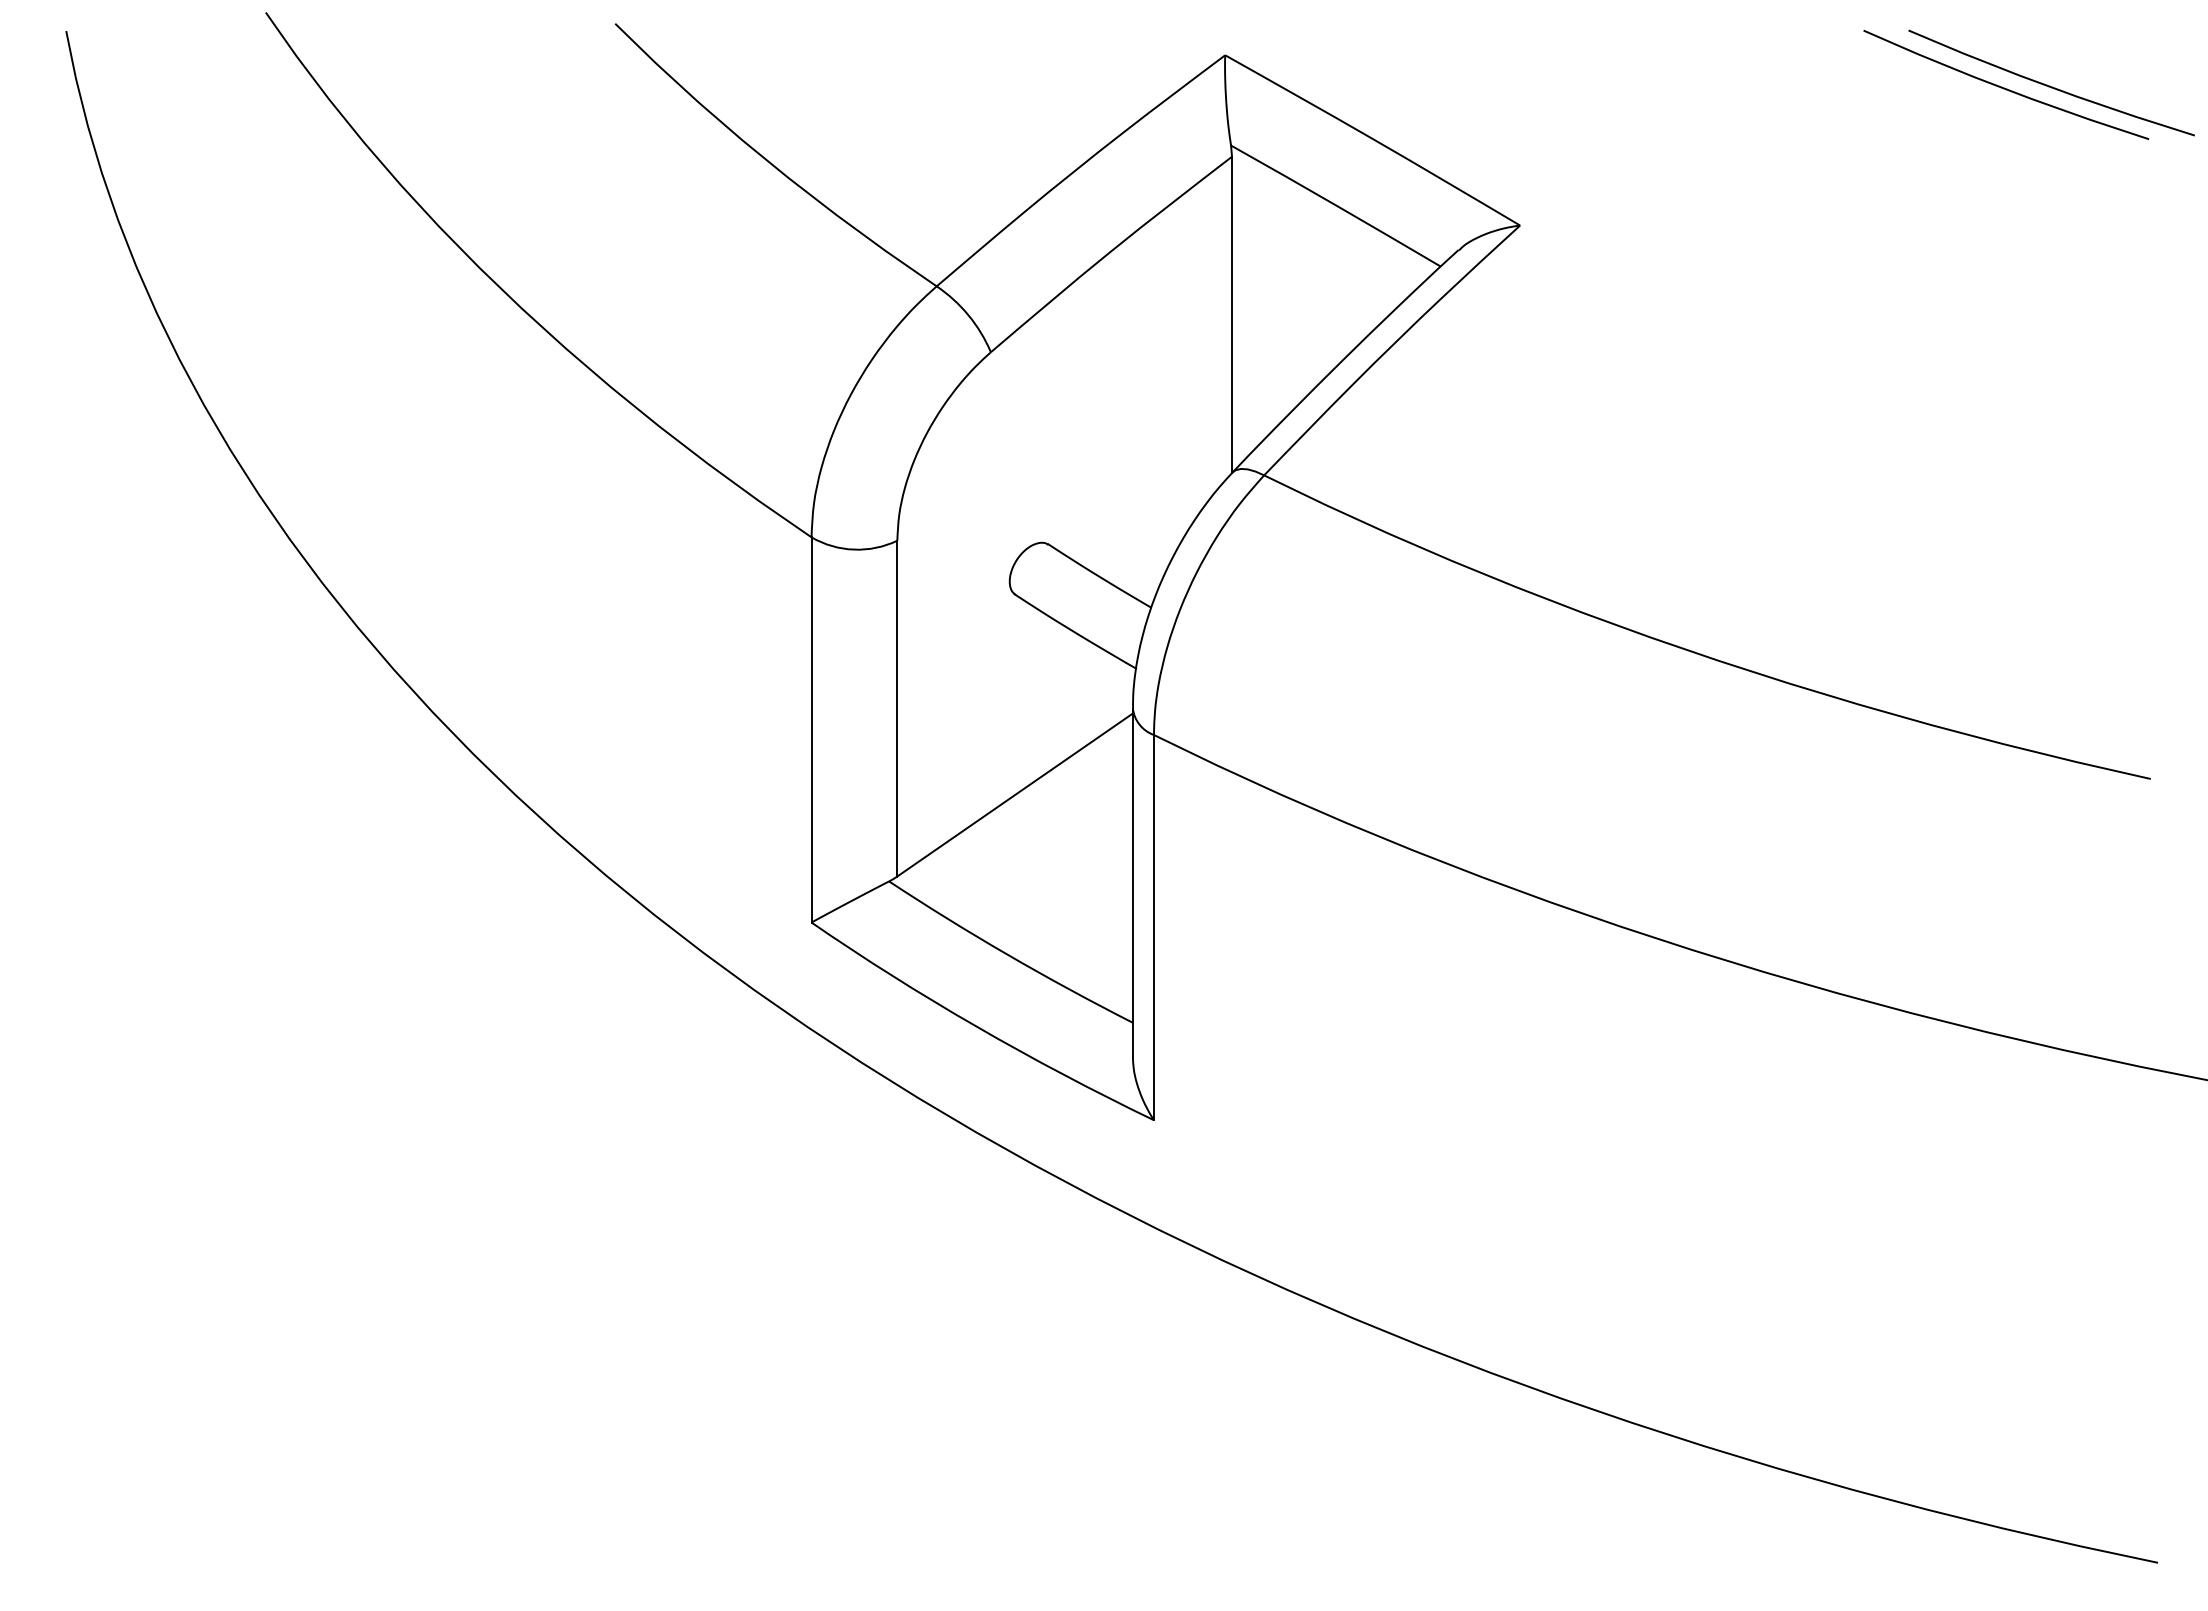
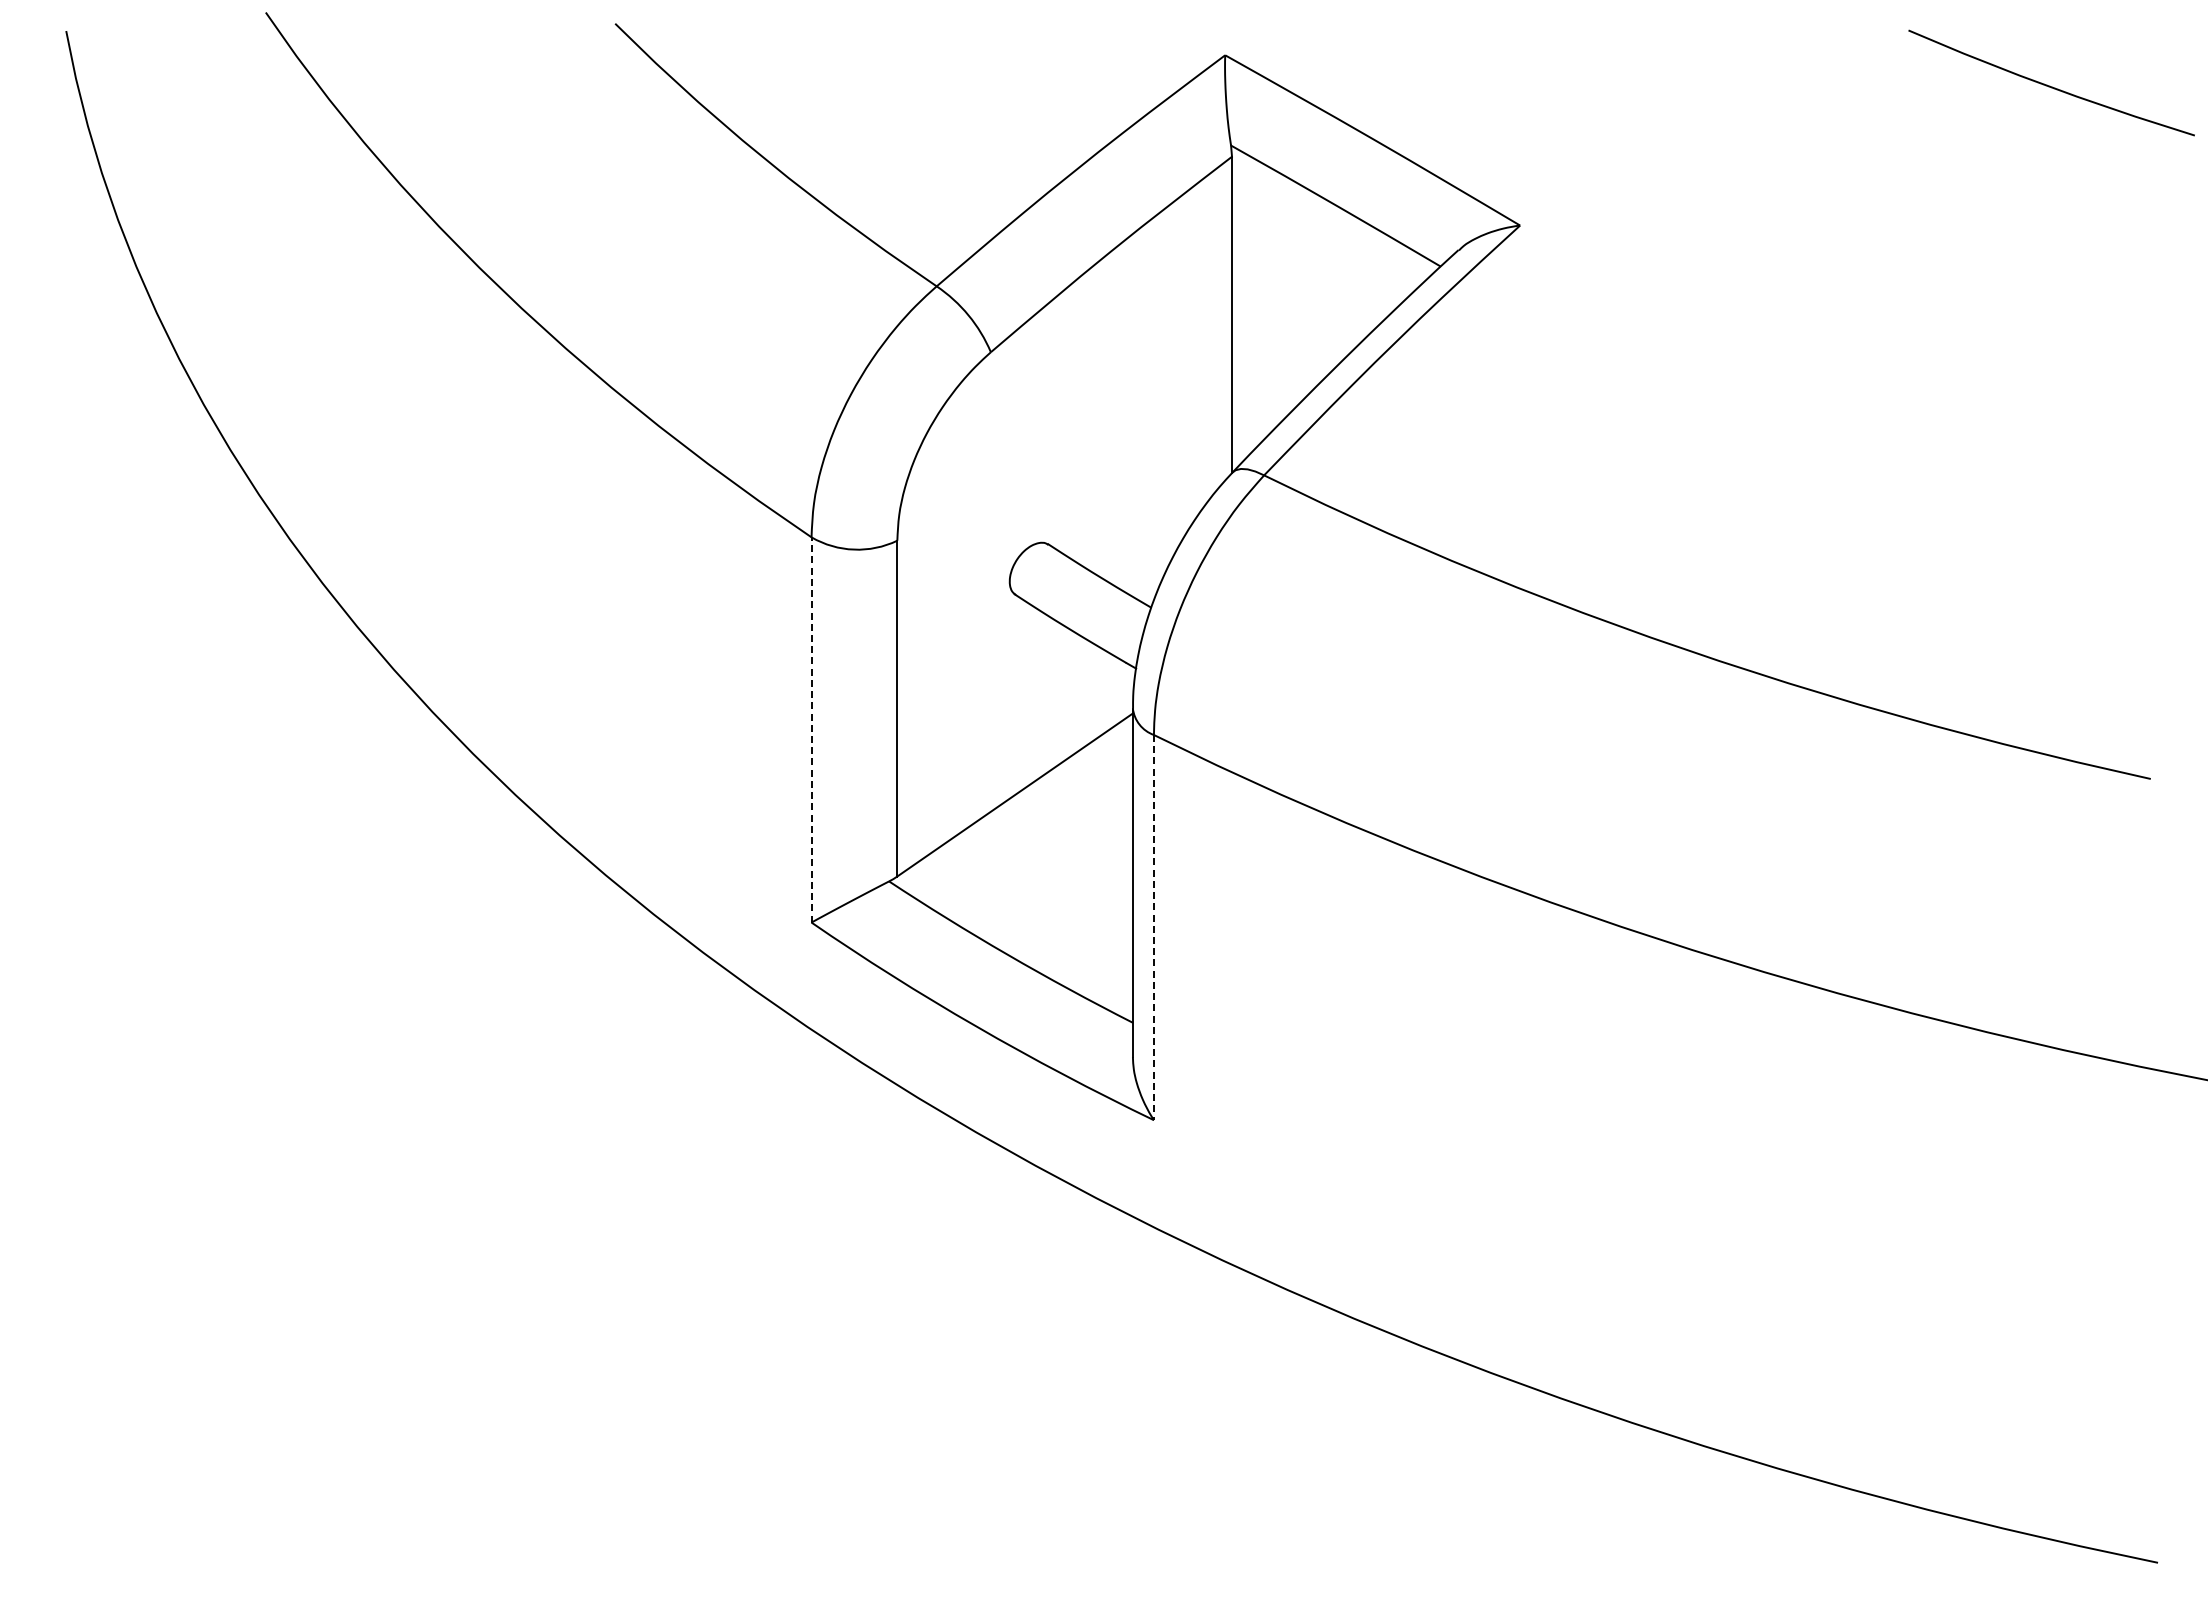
curve: present -> none (2004, 87)
line: solid -> dashed (811, 729)
line: solid -> dashed (1153, 927)
